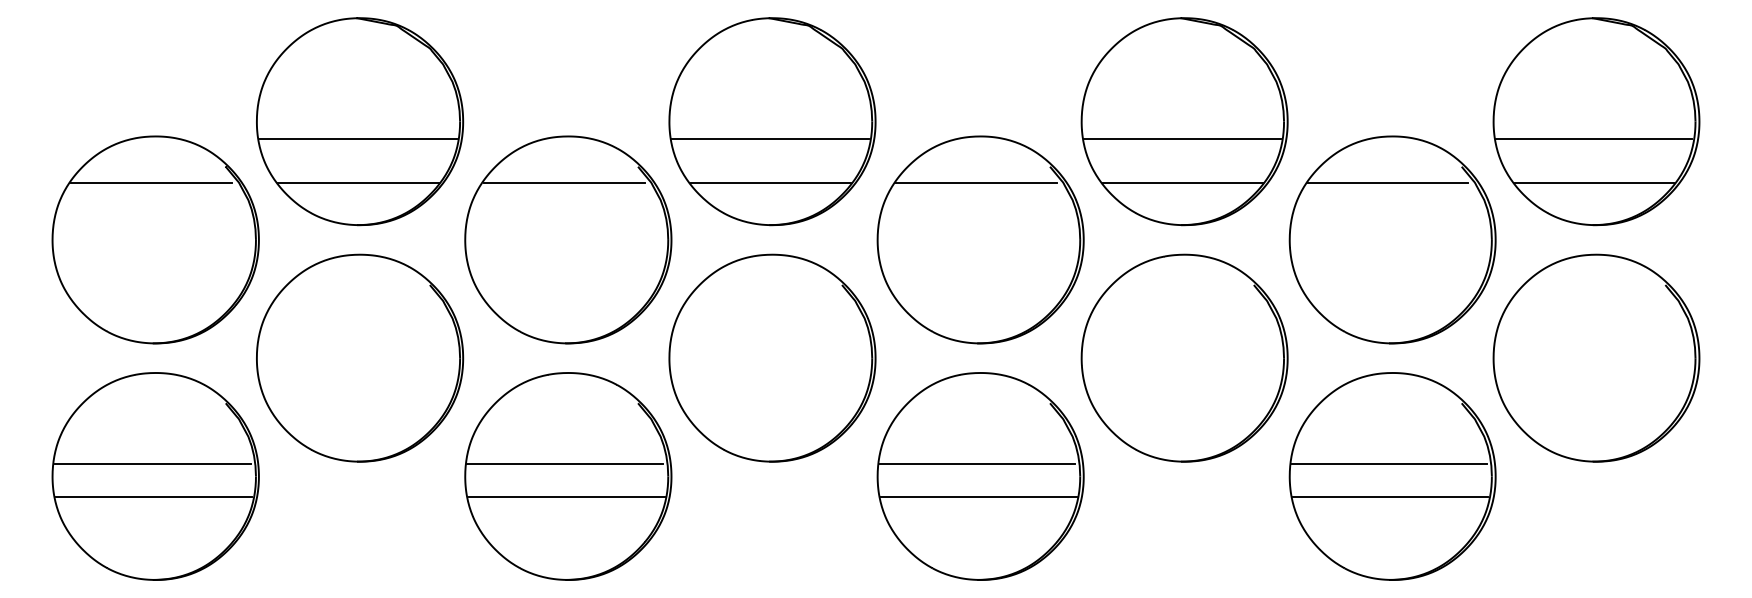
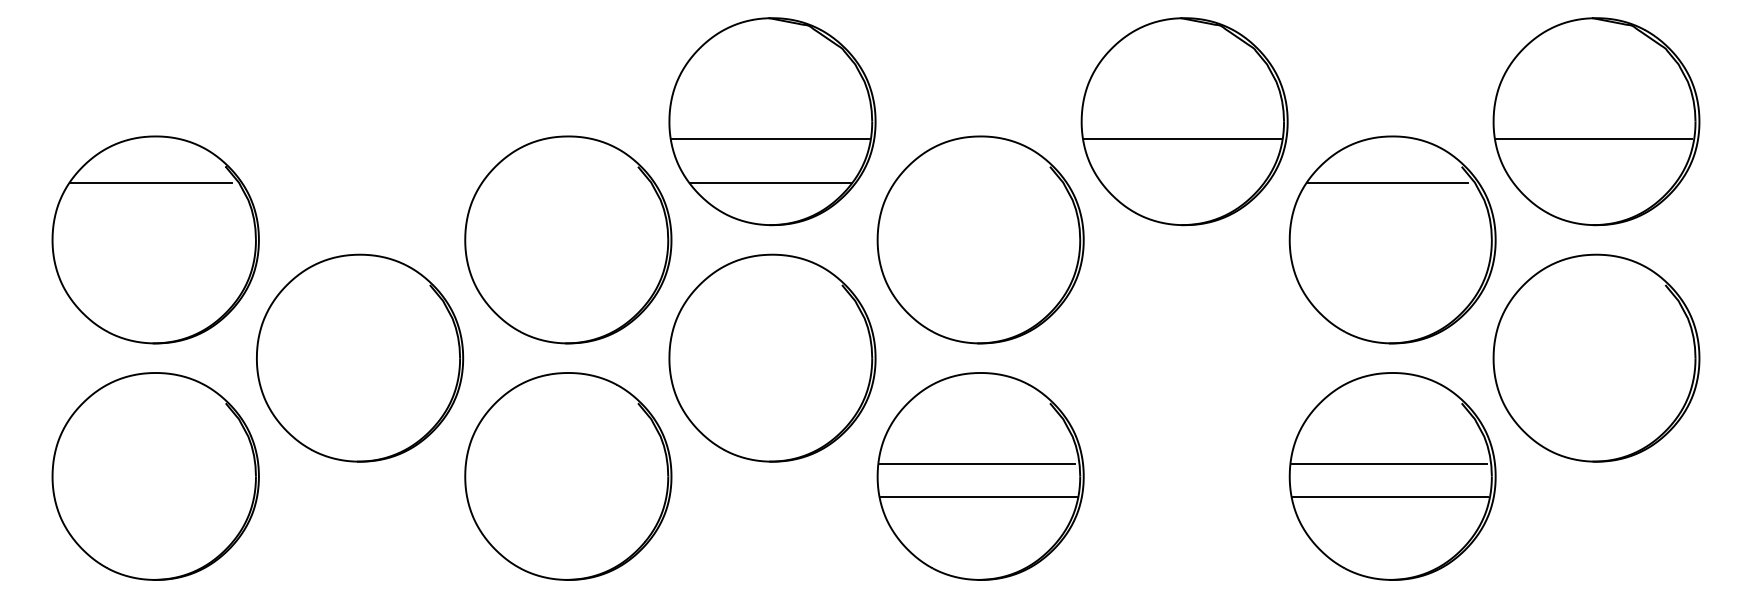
part: present -> none (360, 121)
line: present -> none (563, 183)
line: present -> none (975, 183)
line: present -> none (1182, 183)
line: present -> none (1594, 183)
part: present -> none (1184, 357)
line: present -> none (152, 463)
line: present -> none (565, 463)
line: present -> none (153, 497)
line: present -> none (566, 497)
